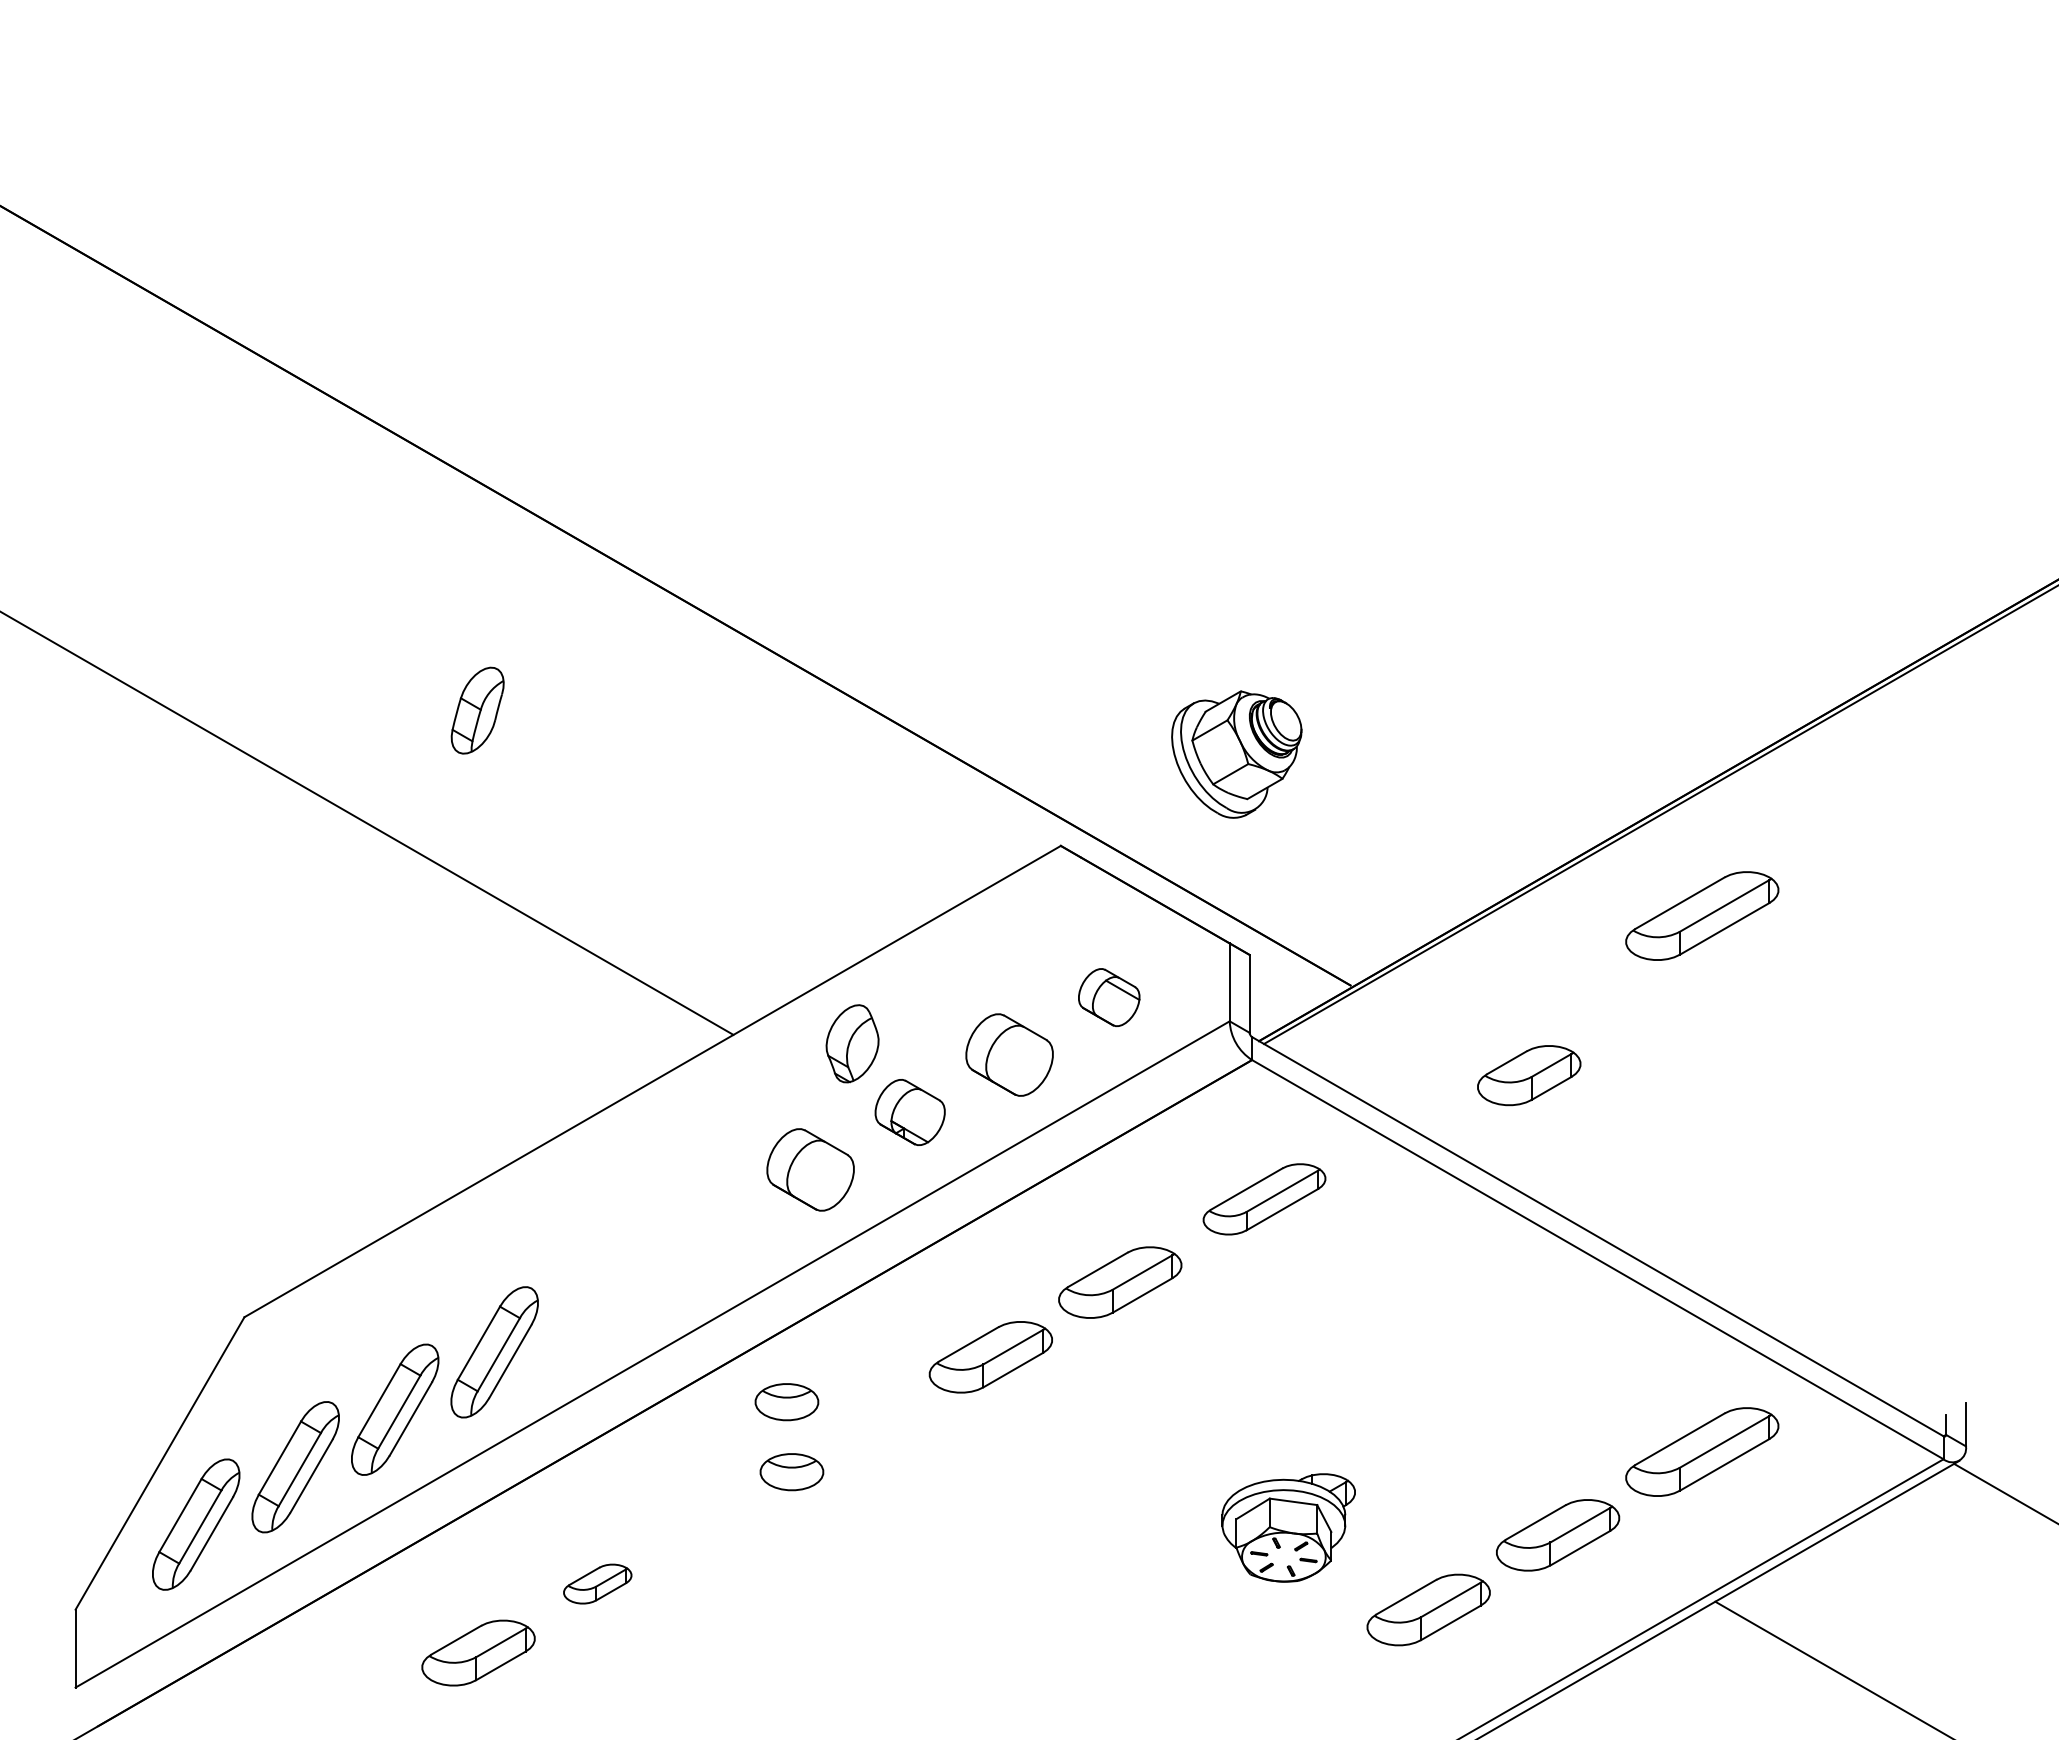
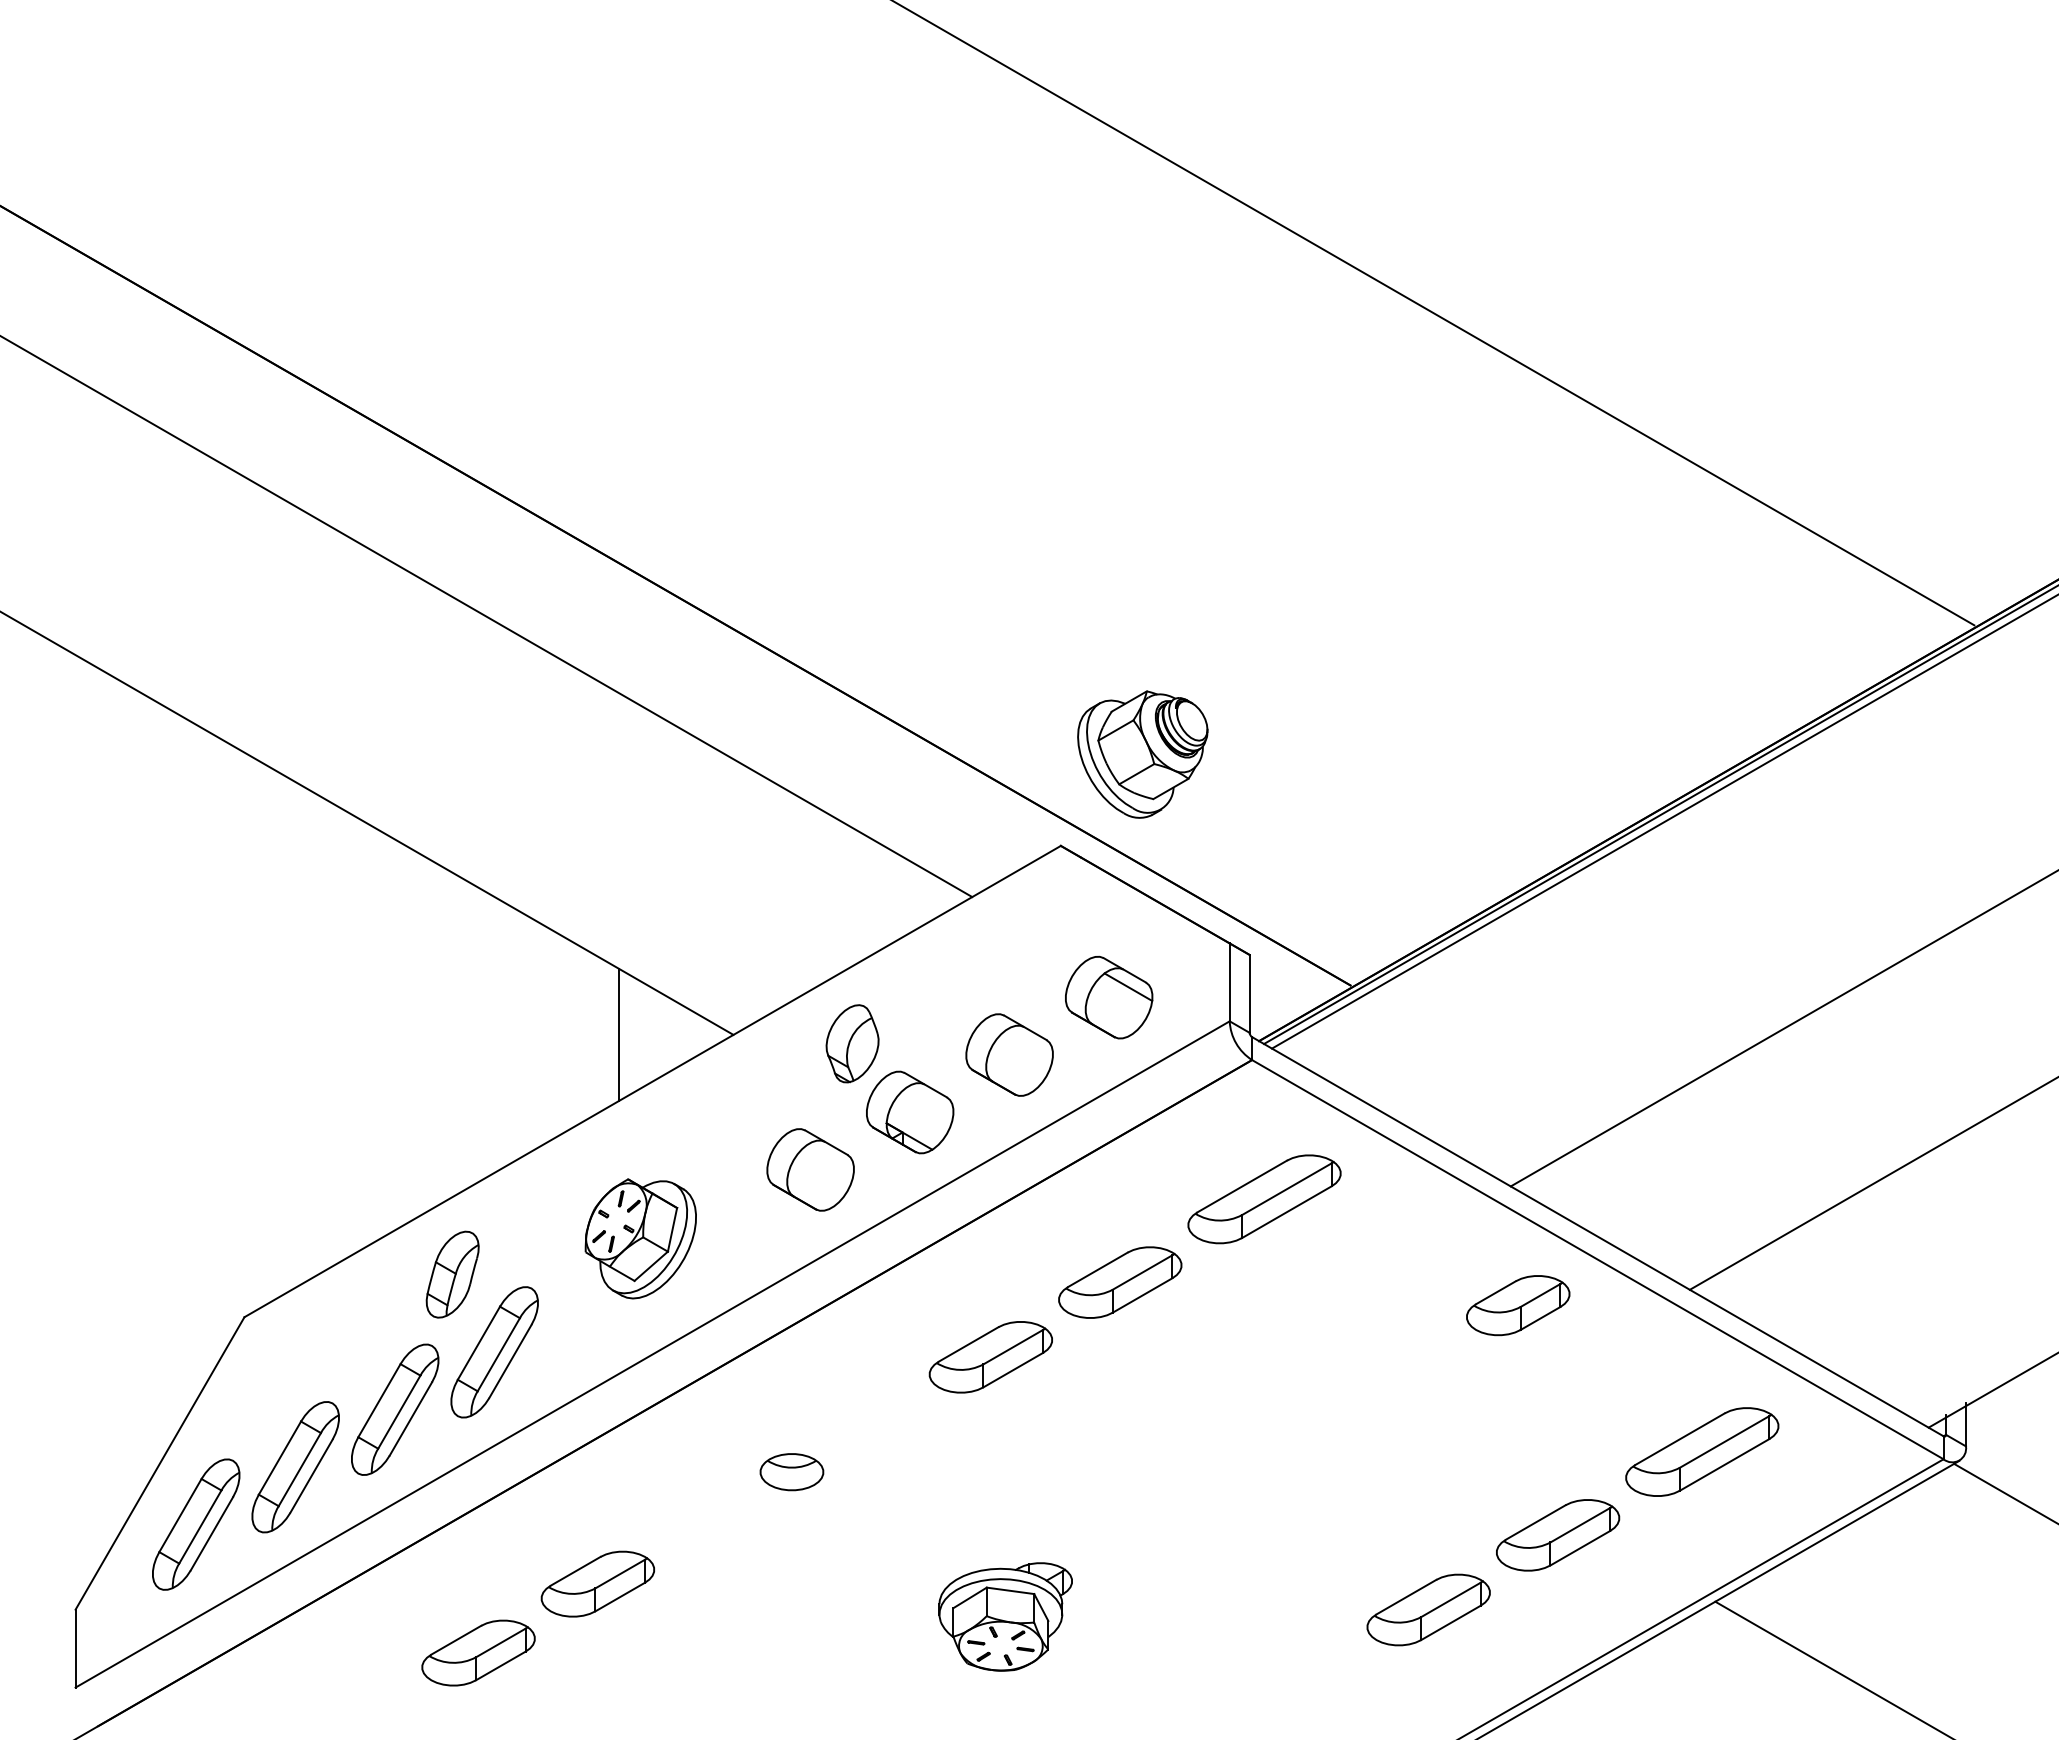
line: none -> present (1434, 313)
line: none -> present (487, 617)
part position: (477, 710) -> (452, 1274) (452, 1274)
part position: (1236, 754) -> (1142, 754) (1142, 754)
line: none -> present (1663, 822)
part: present -> none (1702, 915)
part size: 63x59 px -> 89x85 px (1109, 997)
line: none -> present (1782, 1028)
line: none -> present (619, 1034)
part position: (1529, 1075) -> (1518, 1305) (1518, 1305)
part size: 72x67 px -> 89x85 px (910, 1112)
line: none -> present (1872, 1183)
part size: 125x73 px -> 155x91 px (1264, 1199)
part: none -> present (640, 1238)
line: none -> present (1991, 1390)
part: present -> none (786, 1402)
part position: (1288, 1527) -> (1005, 1616) (1005, 1616)
part size: 70x42 px -> 115x68 px (597, 1583)
